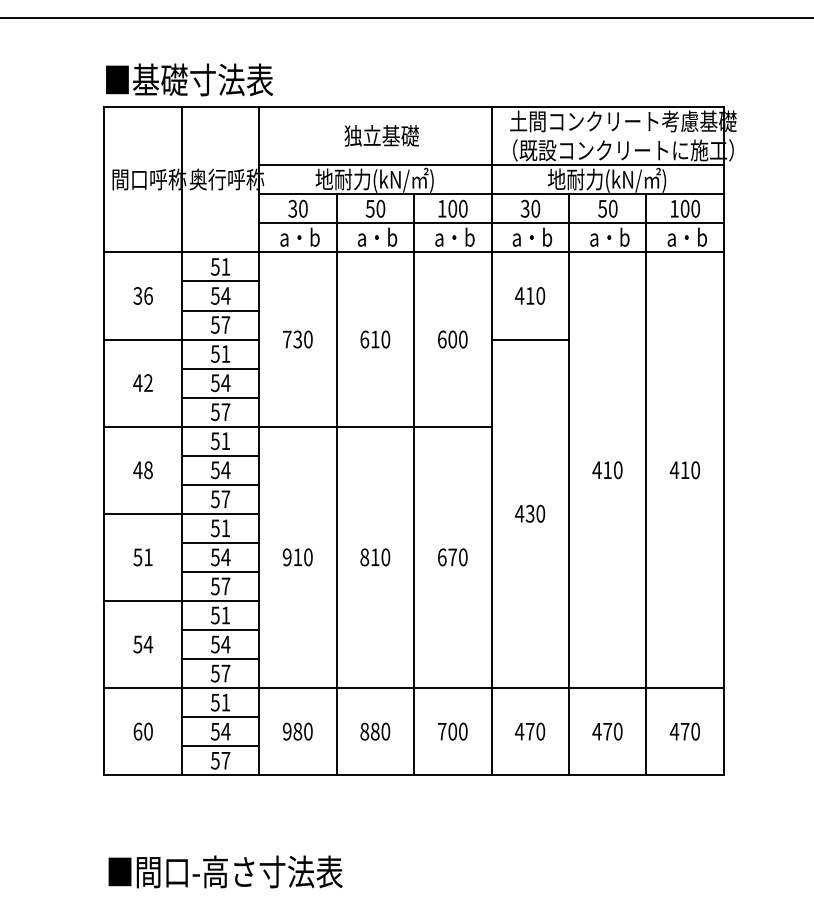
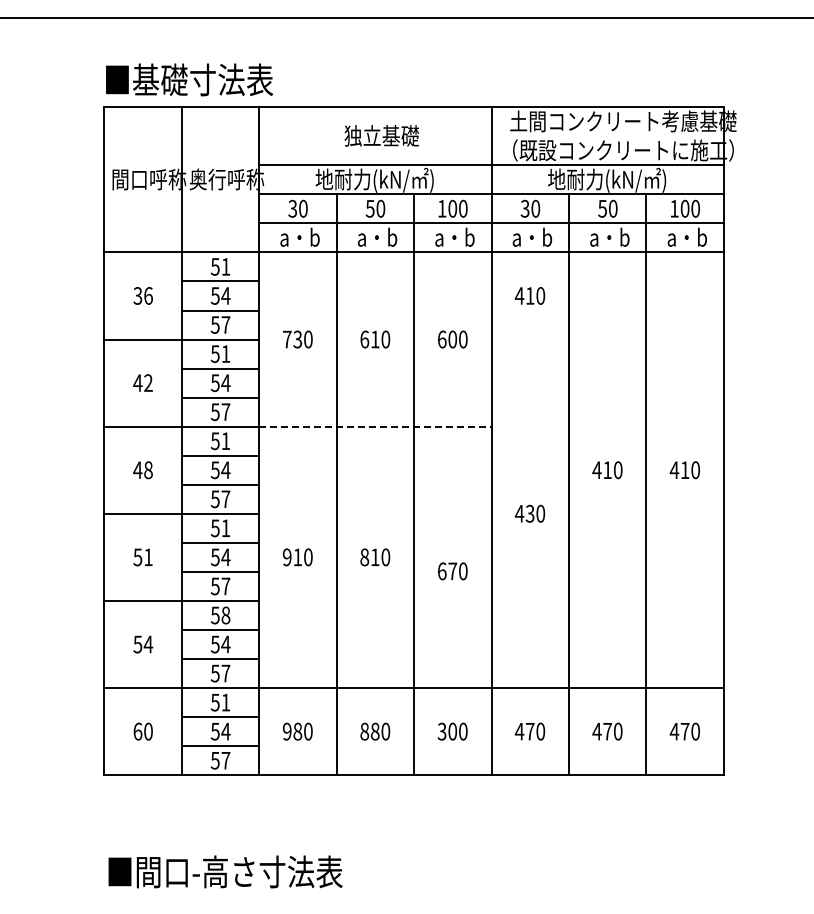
line: present -> none (529, 339)
line: solid -> dashed (375, 426)
text position: (452, 557) -> (452, 571) (452, 571)
text: 51 -> 58 (225, 615)
text: 700 -> 300 (441, 731)
